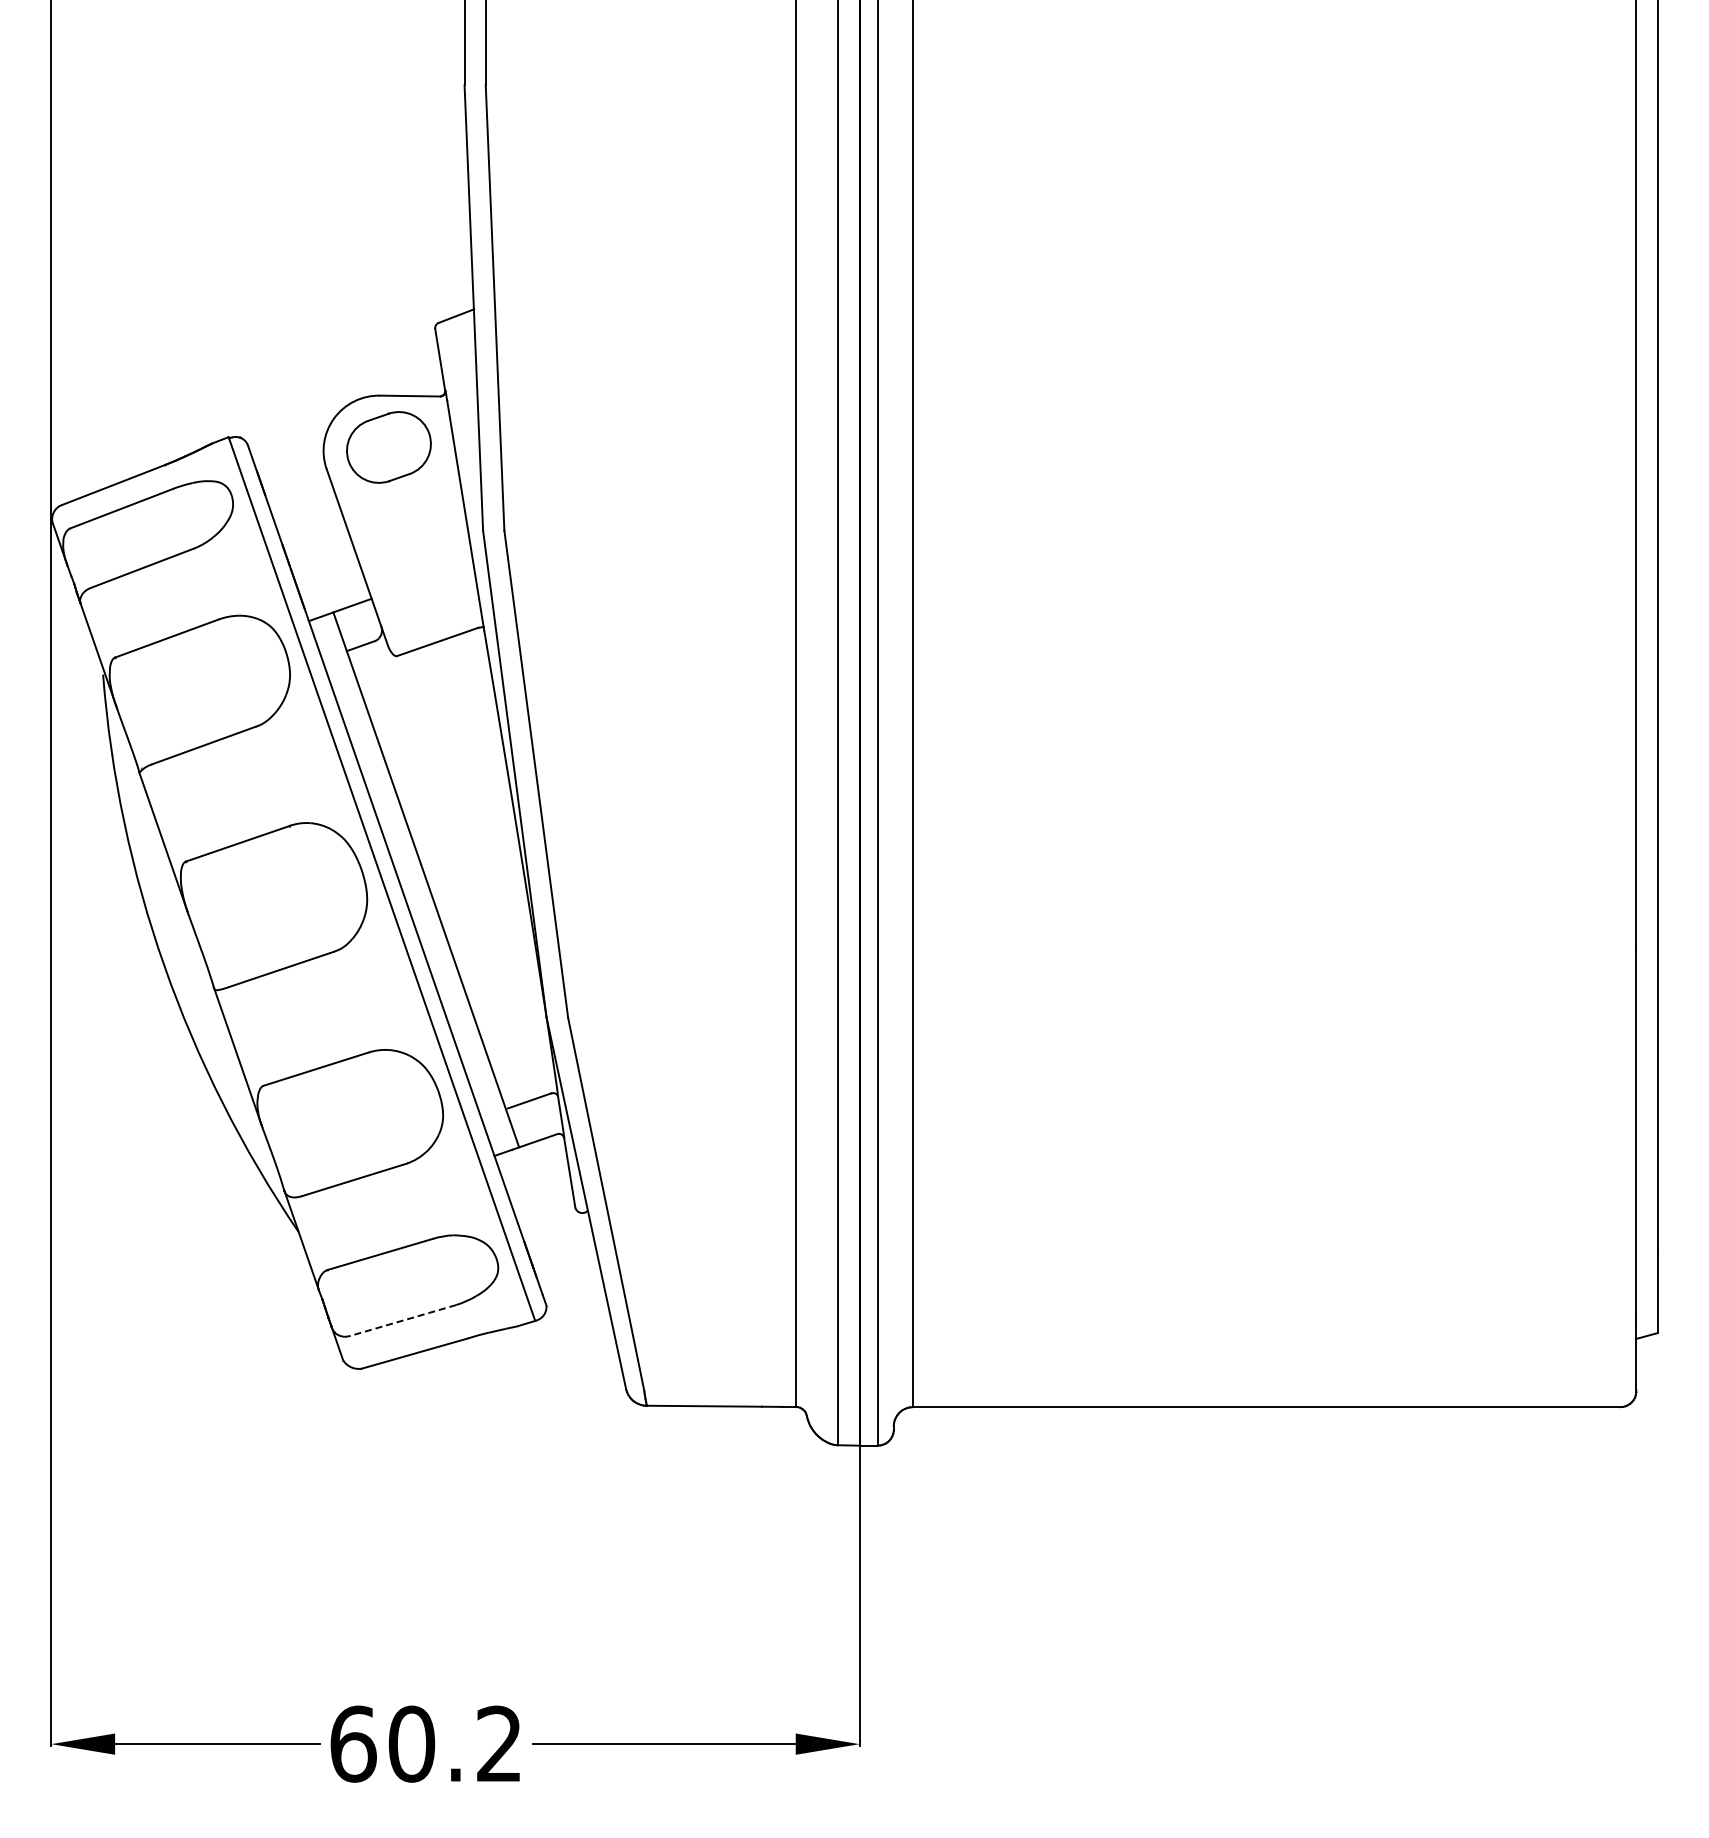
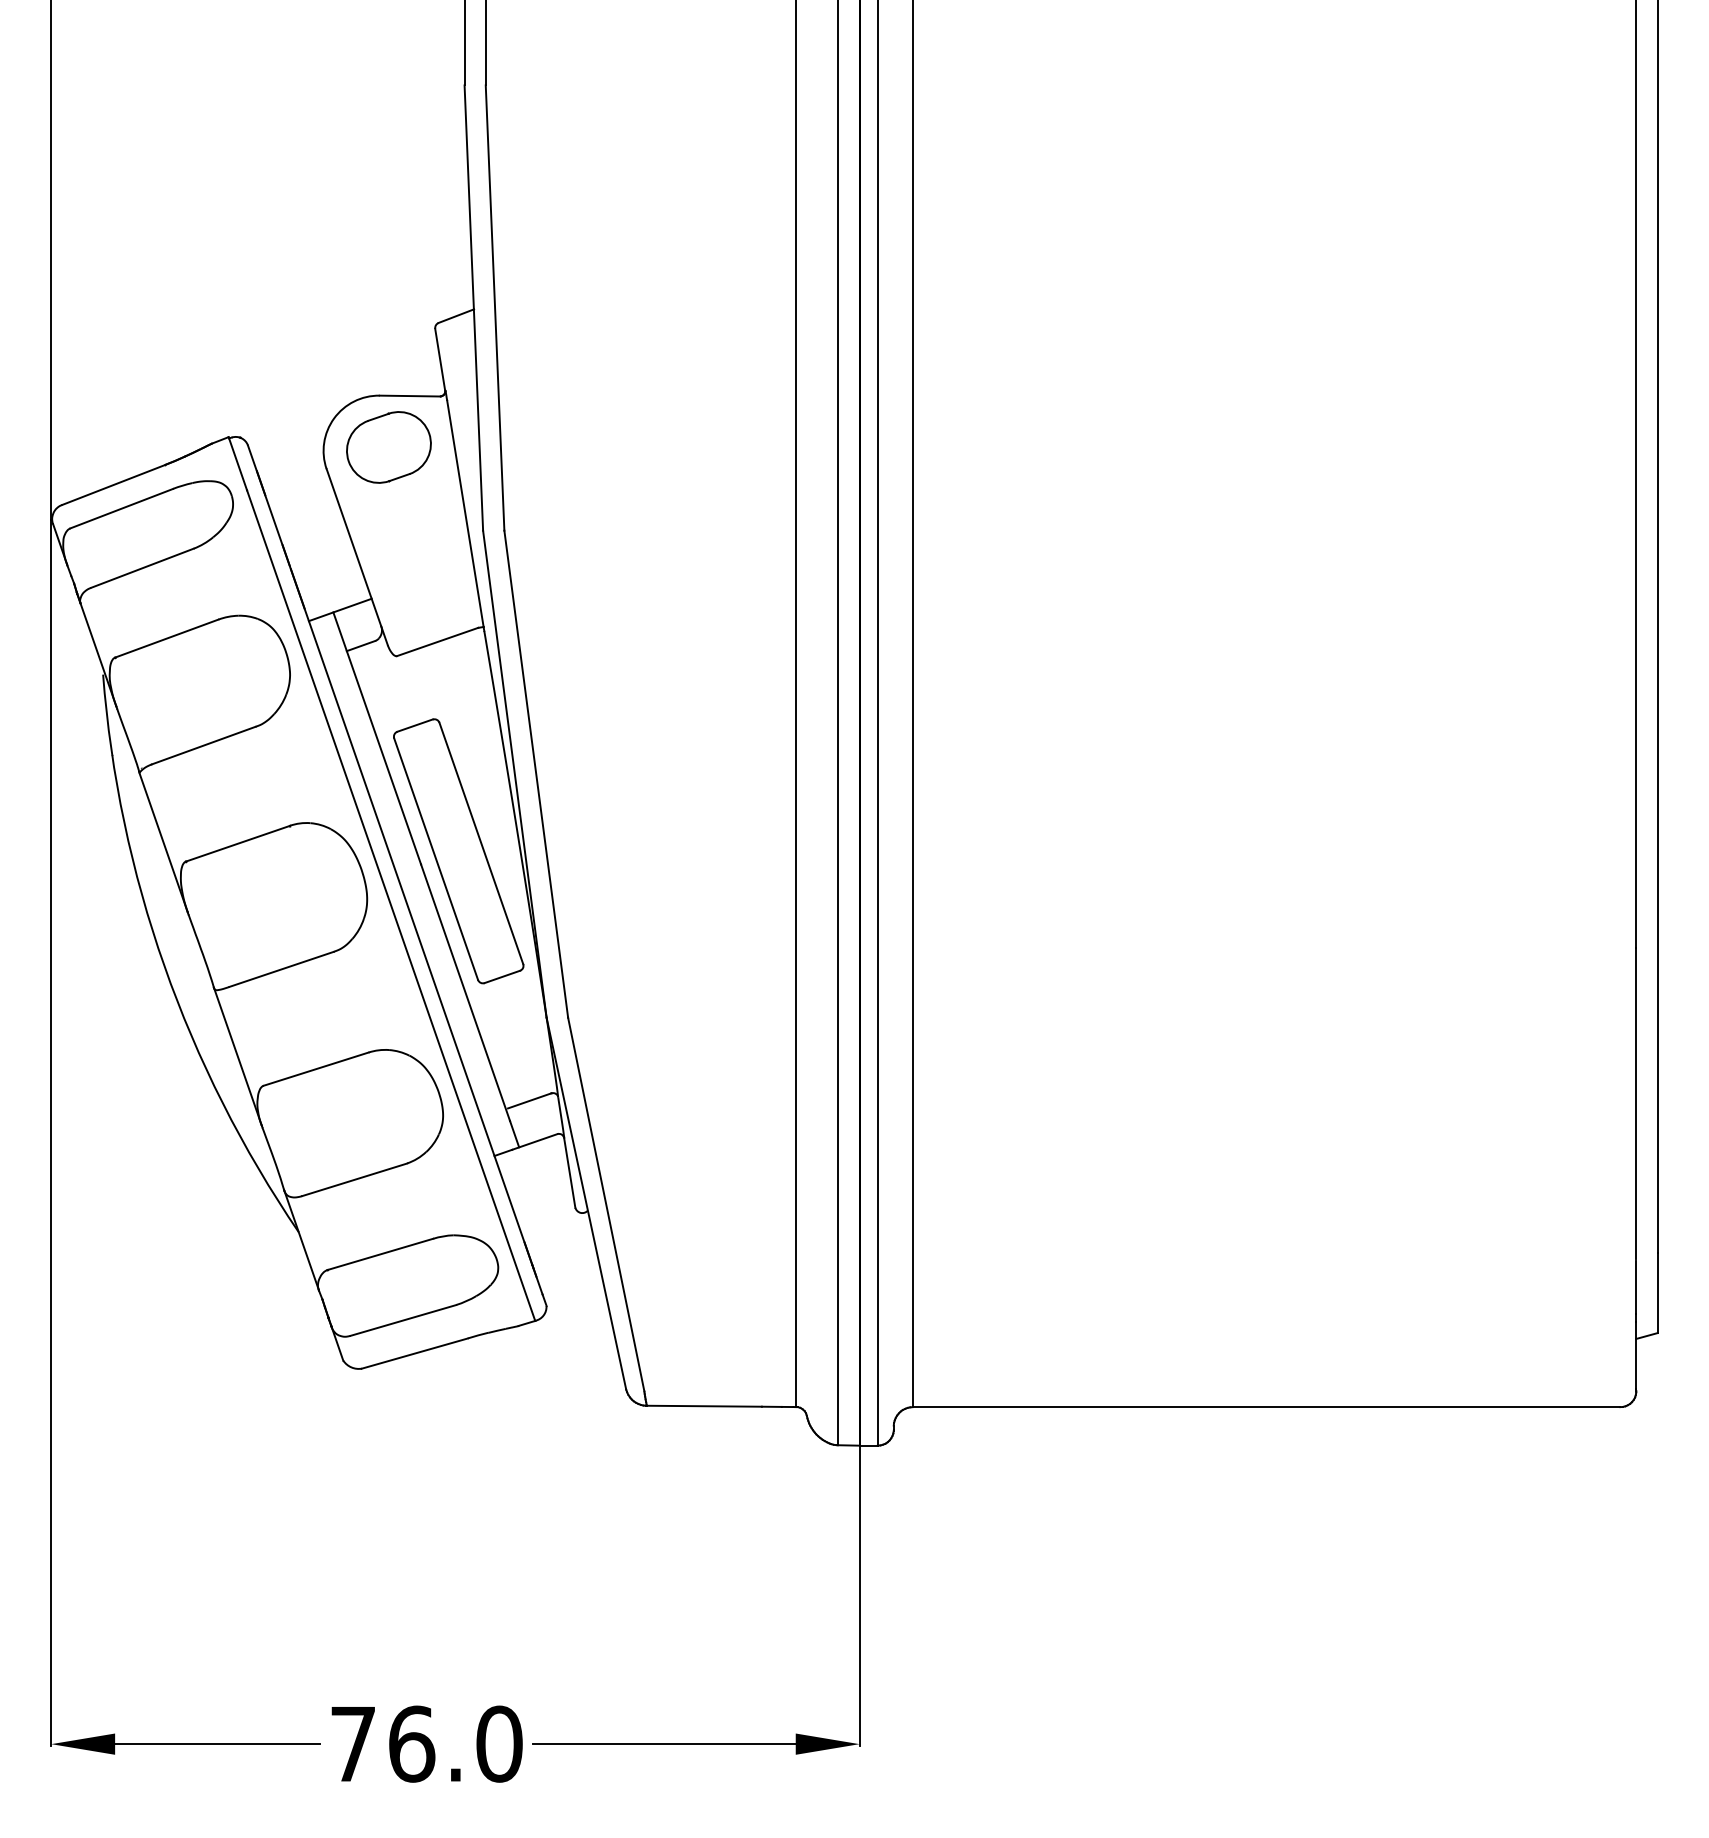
part: none -> present (458, 851)
line: dashed -> solid (403, 1320)
text: 60.2 -> 76.0 (426, 1743)
